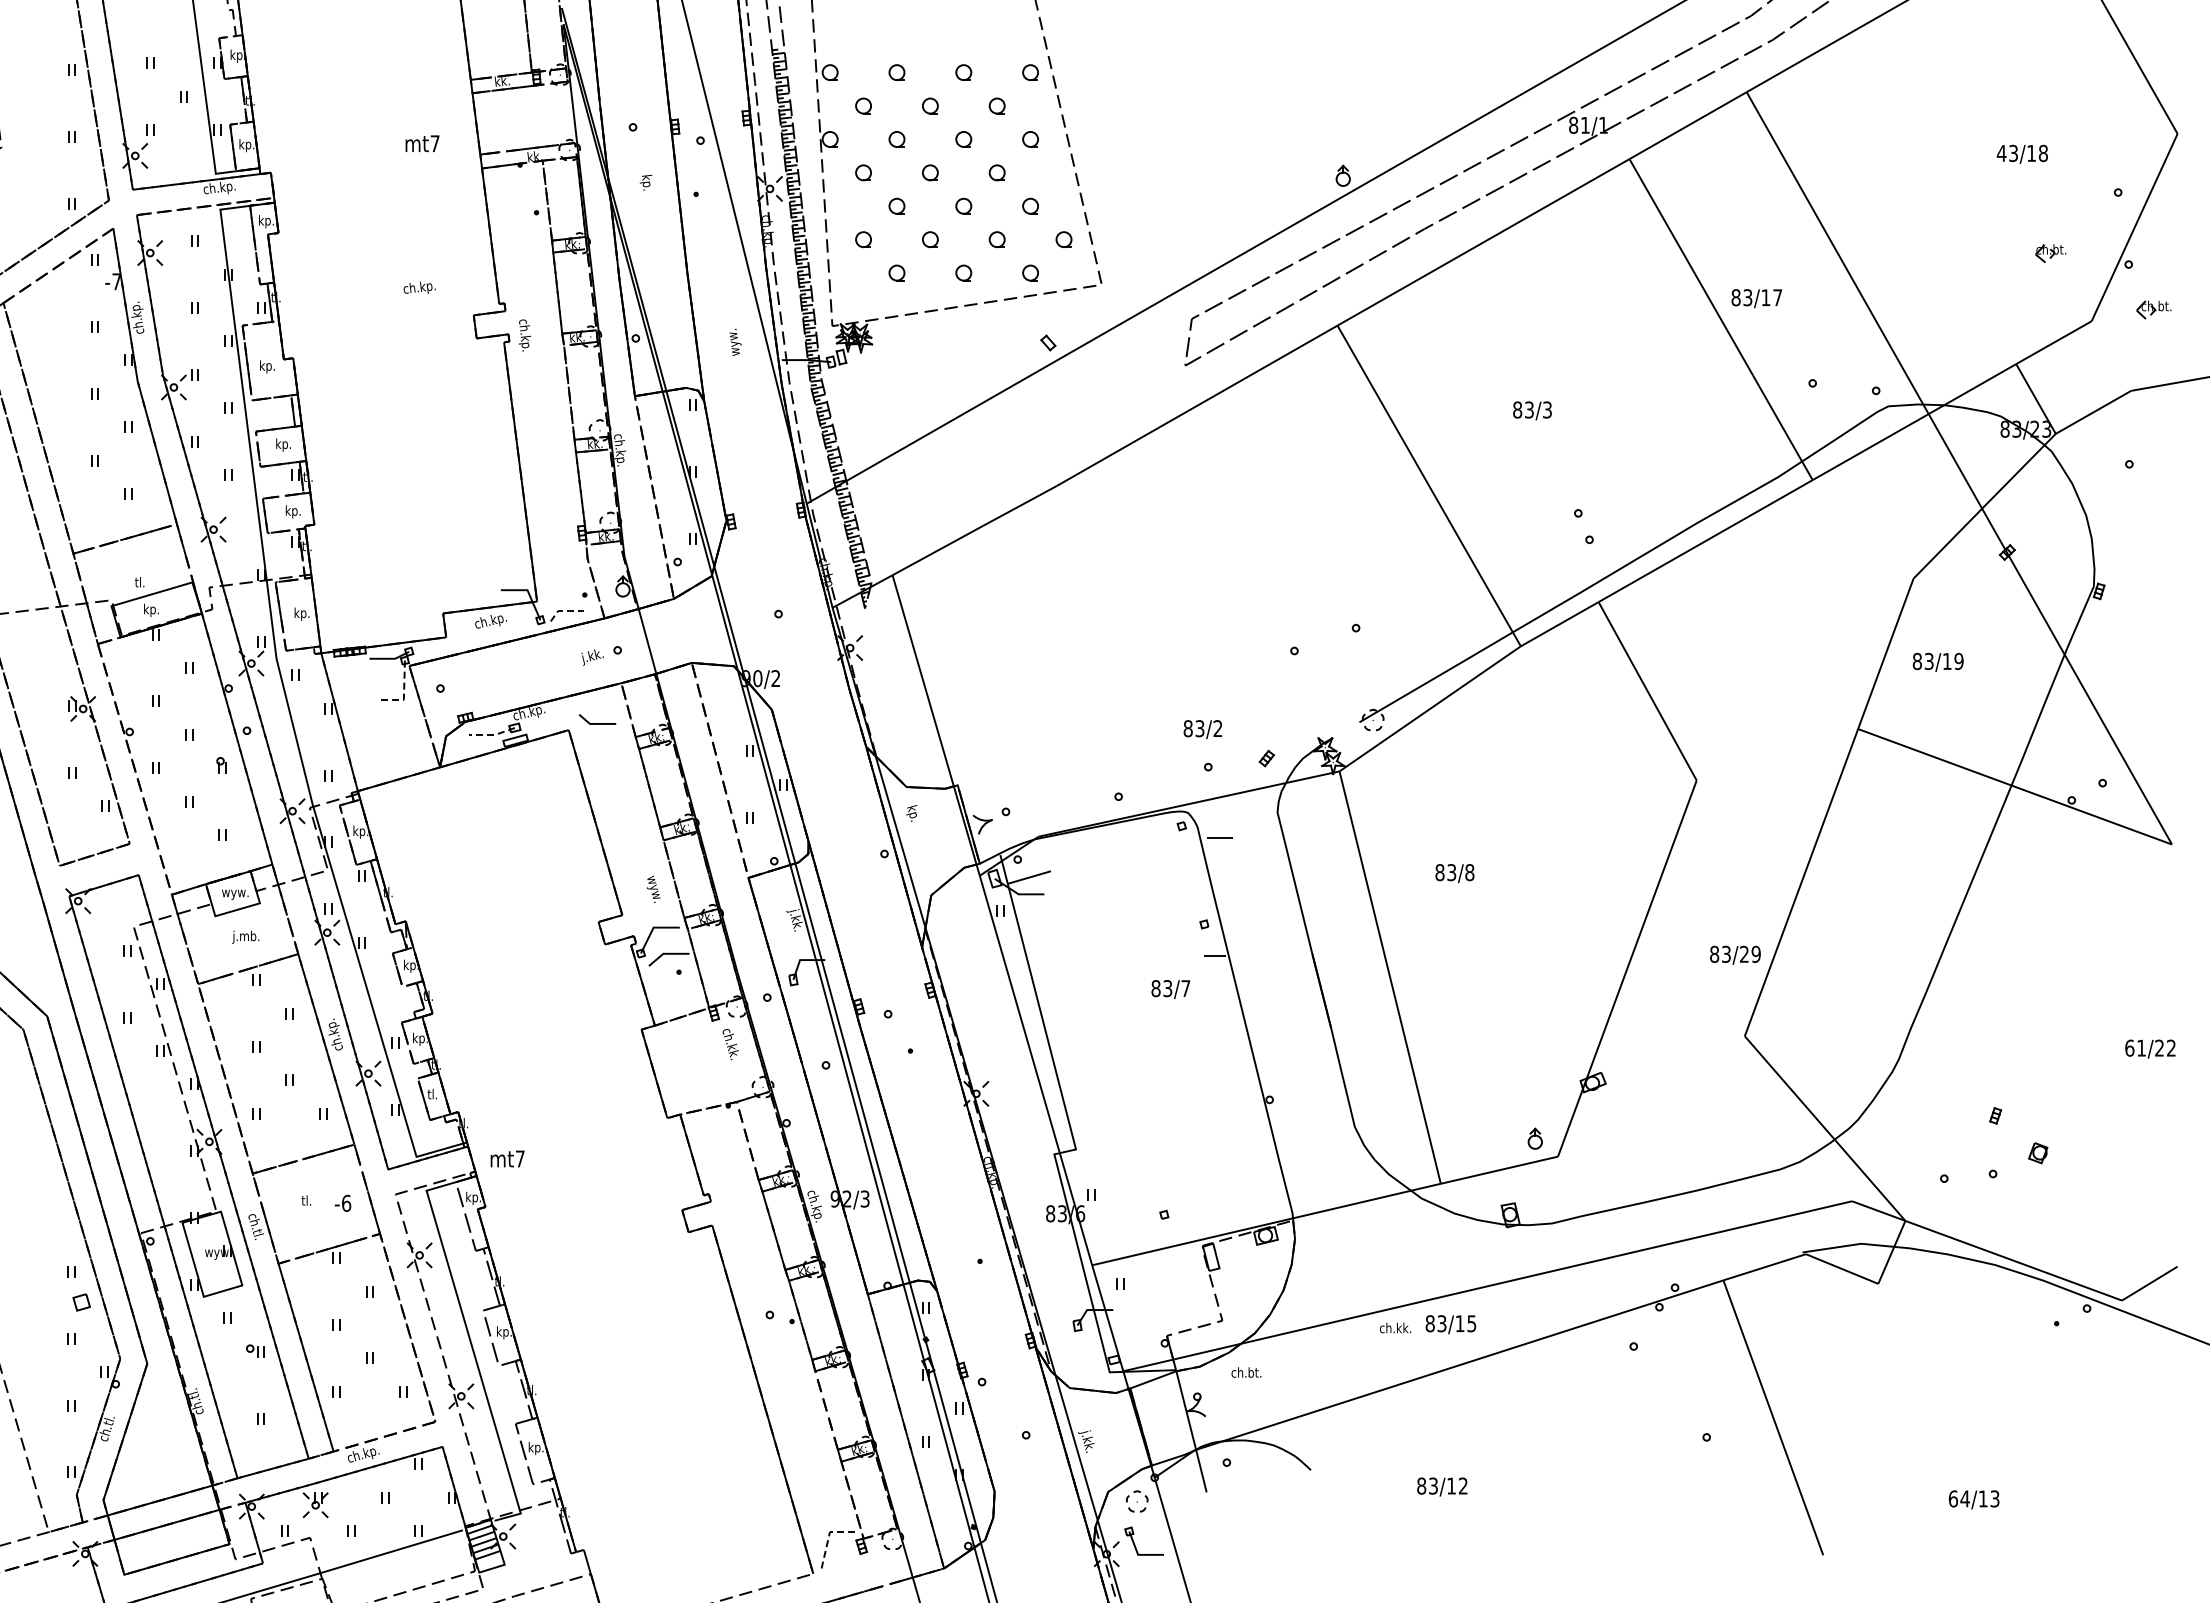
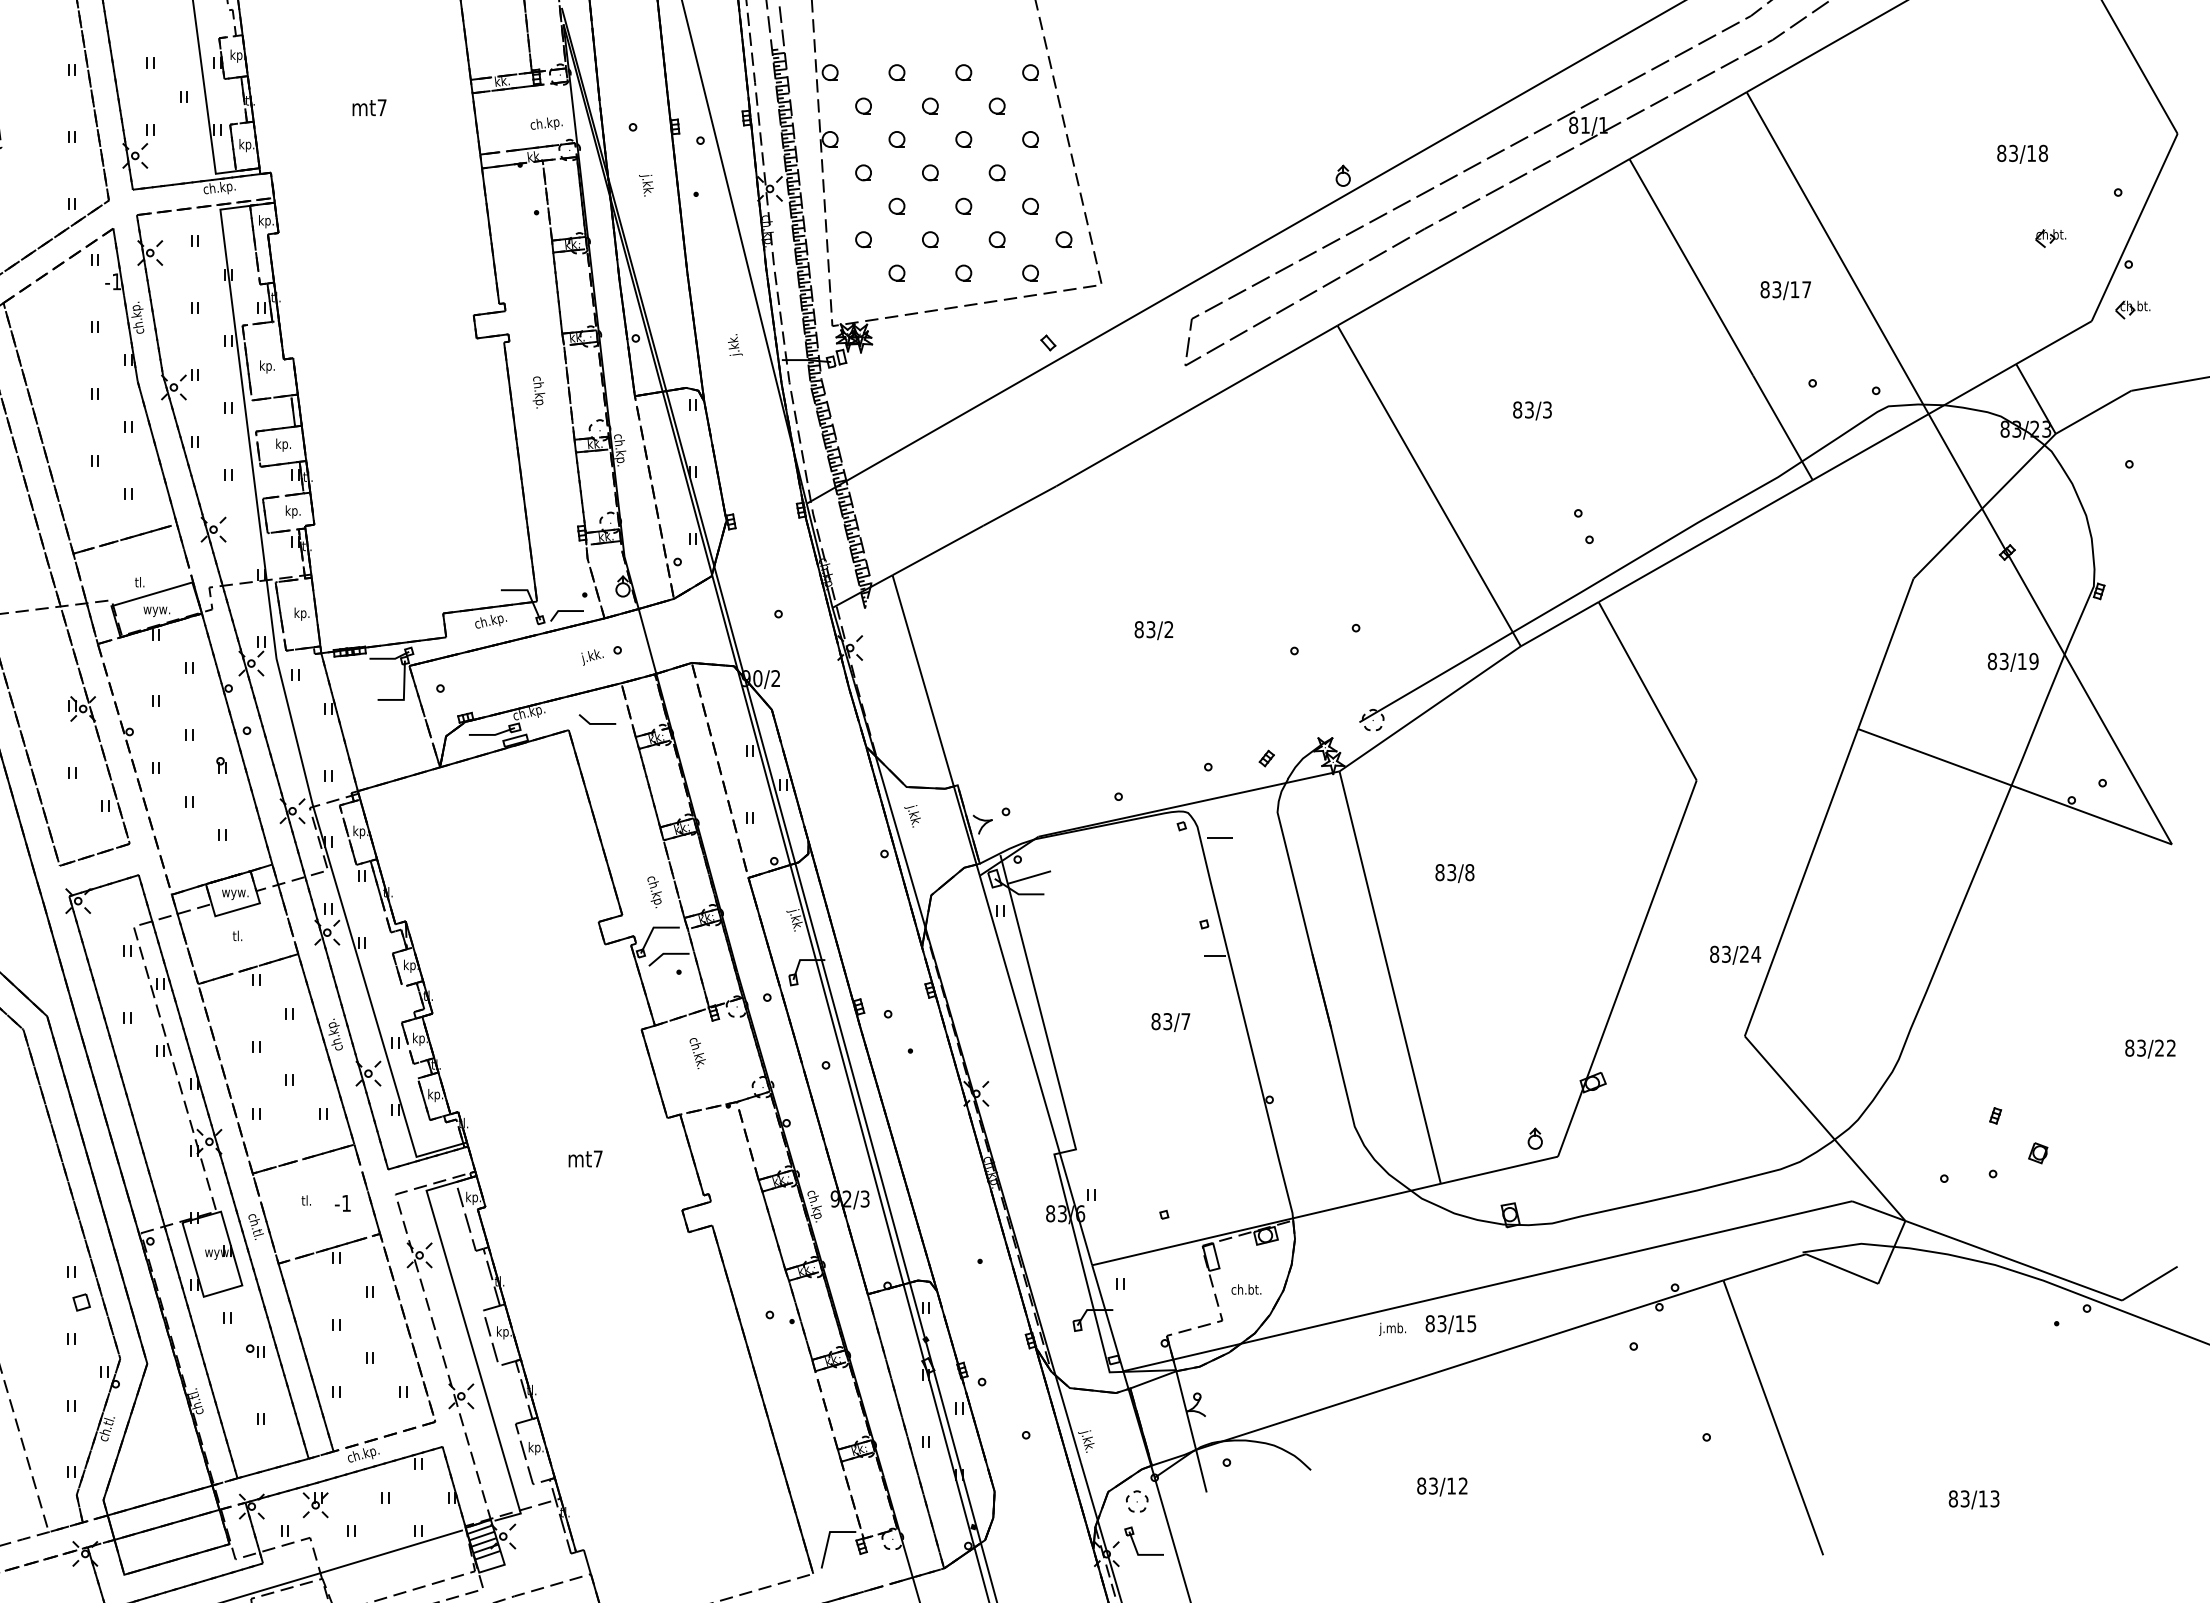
text position: (422, 143) -> (369, 107) (369, 107)
text: 43/18 -> 83/18 (2001, 153)
text: kp. -> j.kk. (646, 185)
part position: (2050, 253) -> (2050, 238) (2050, 238)
text: -7 -> -1 (116, 281)
text position: (419, 287) -> (546, 123) (546, 123)
text position: (1756, 298) -> (1785, 290) (1785, 290)
part position: (2153, 309) -> (2132, 309) (2132, 309)
text position: (524, 335) -> (538, 392) (538, 392)
text: wyw. -> j.kk. (735, 341)
text: kp. -> wyw. (156, 610)
line: dashed -> solid (564, 611)
text position: (1937, 661) -> (2012, 661) (2012, 661)
line: dashed -> solid (404, 694)
text position: (1202, 729) -> (1153, 630) (1153, 630)
line: dashed -> solid (492, 734)
text: kp. -> j.kk. (912, 816)
text: wyw. -> ch.kp. (653, 891)
text: j.mb. -> tl. (245, 936)
text: 83/29 -> 83/24 (1756, 953)
text position: (1170, 989) -> (1170, 1022) (1170, 1022)
text position: (730, 1044) -> (697, 1053) (697, 1053)
text: 61/22 -> 83/22 (2135, 1047)
text: tl. -> kp. (435, 1095)
text position: (507, 1158) -> (585, 1158) (585, 1158)
text: -6 -> -1 (346, 1202)
text: ch.kk. -> j.mb. (1395, 1328)
text position: (1246, 1372) -> (1246, 1289) (1246, 1289)
text: 64/13 -> 83/13 (1959, 1498)
line: dashed -> solid (828, 1536)
